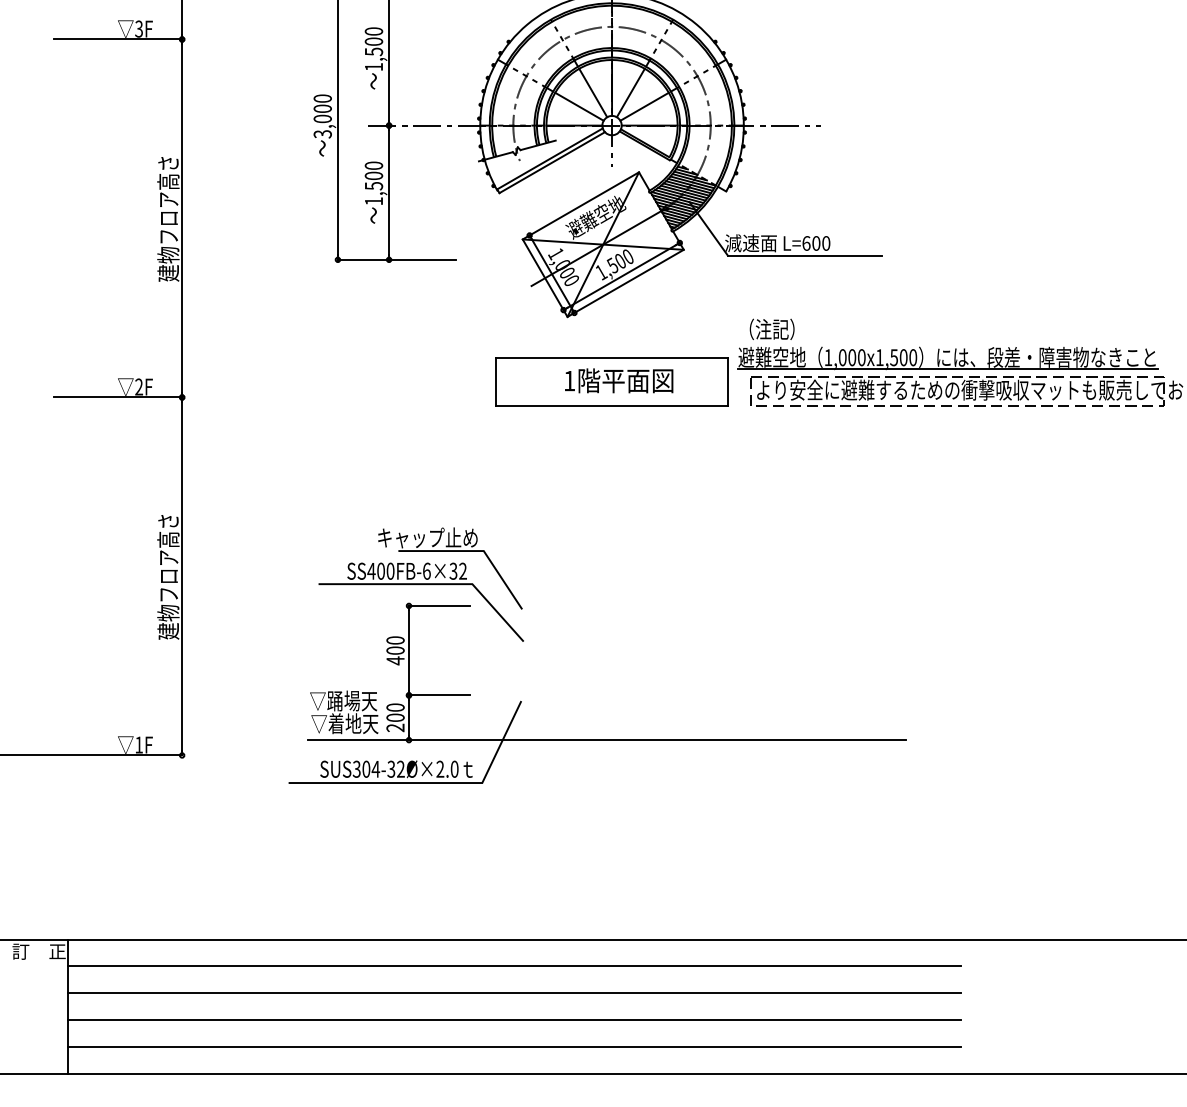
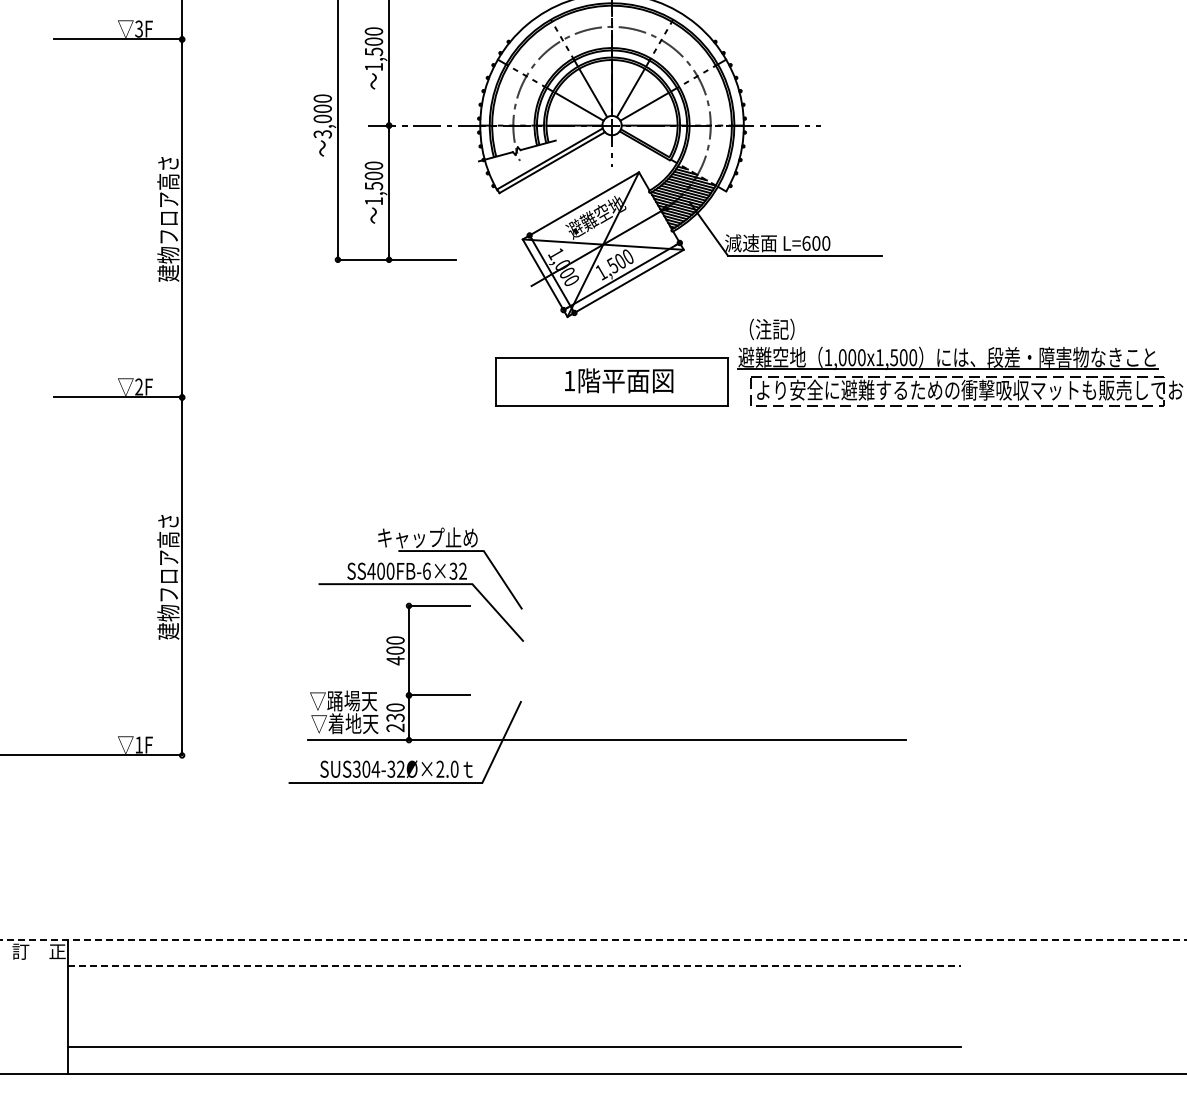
text: 200 -> 230 (395, 717)
line: solid -> dashed (594, 939)
line: solid -> dashed (514, 966)
line: present -> none (513, 993)
line: present -> none (513, 1020)
